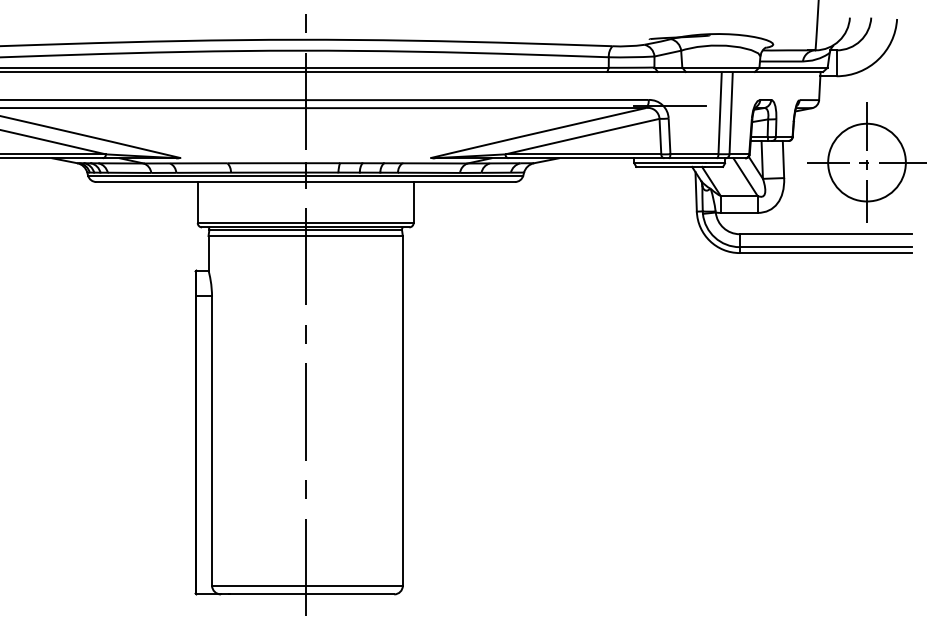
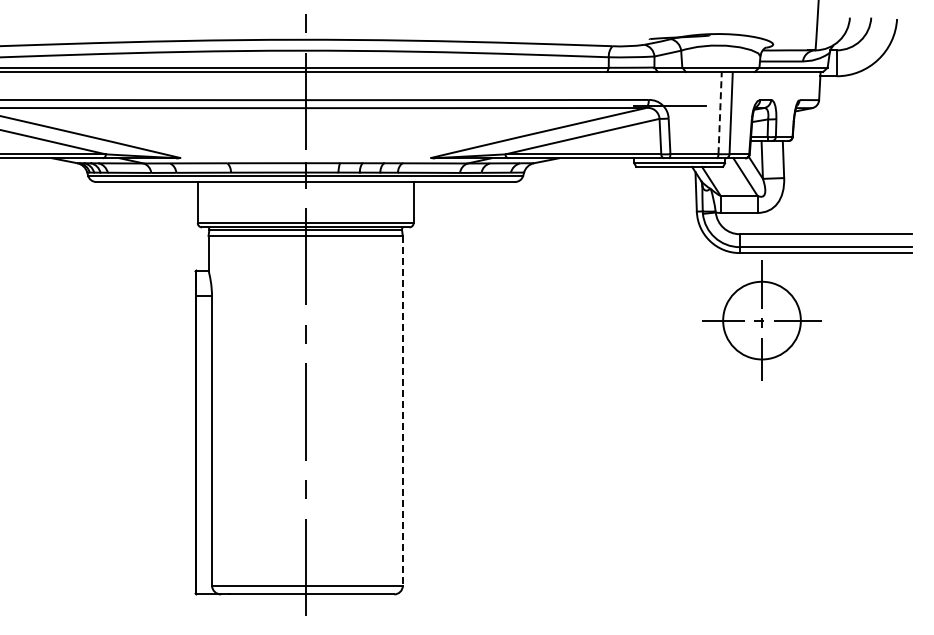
line: solid -> dashed (720, 113)
part position: (866, 162) -> (761, 320) (761, 320)
line: solid -> dashed (402, 410)
